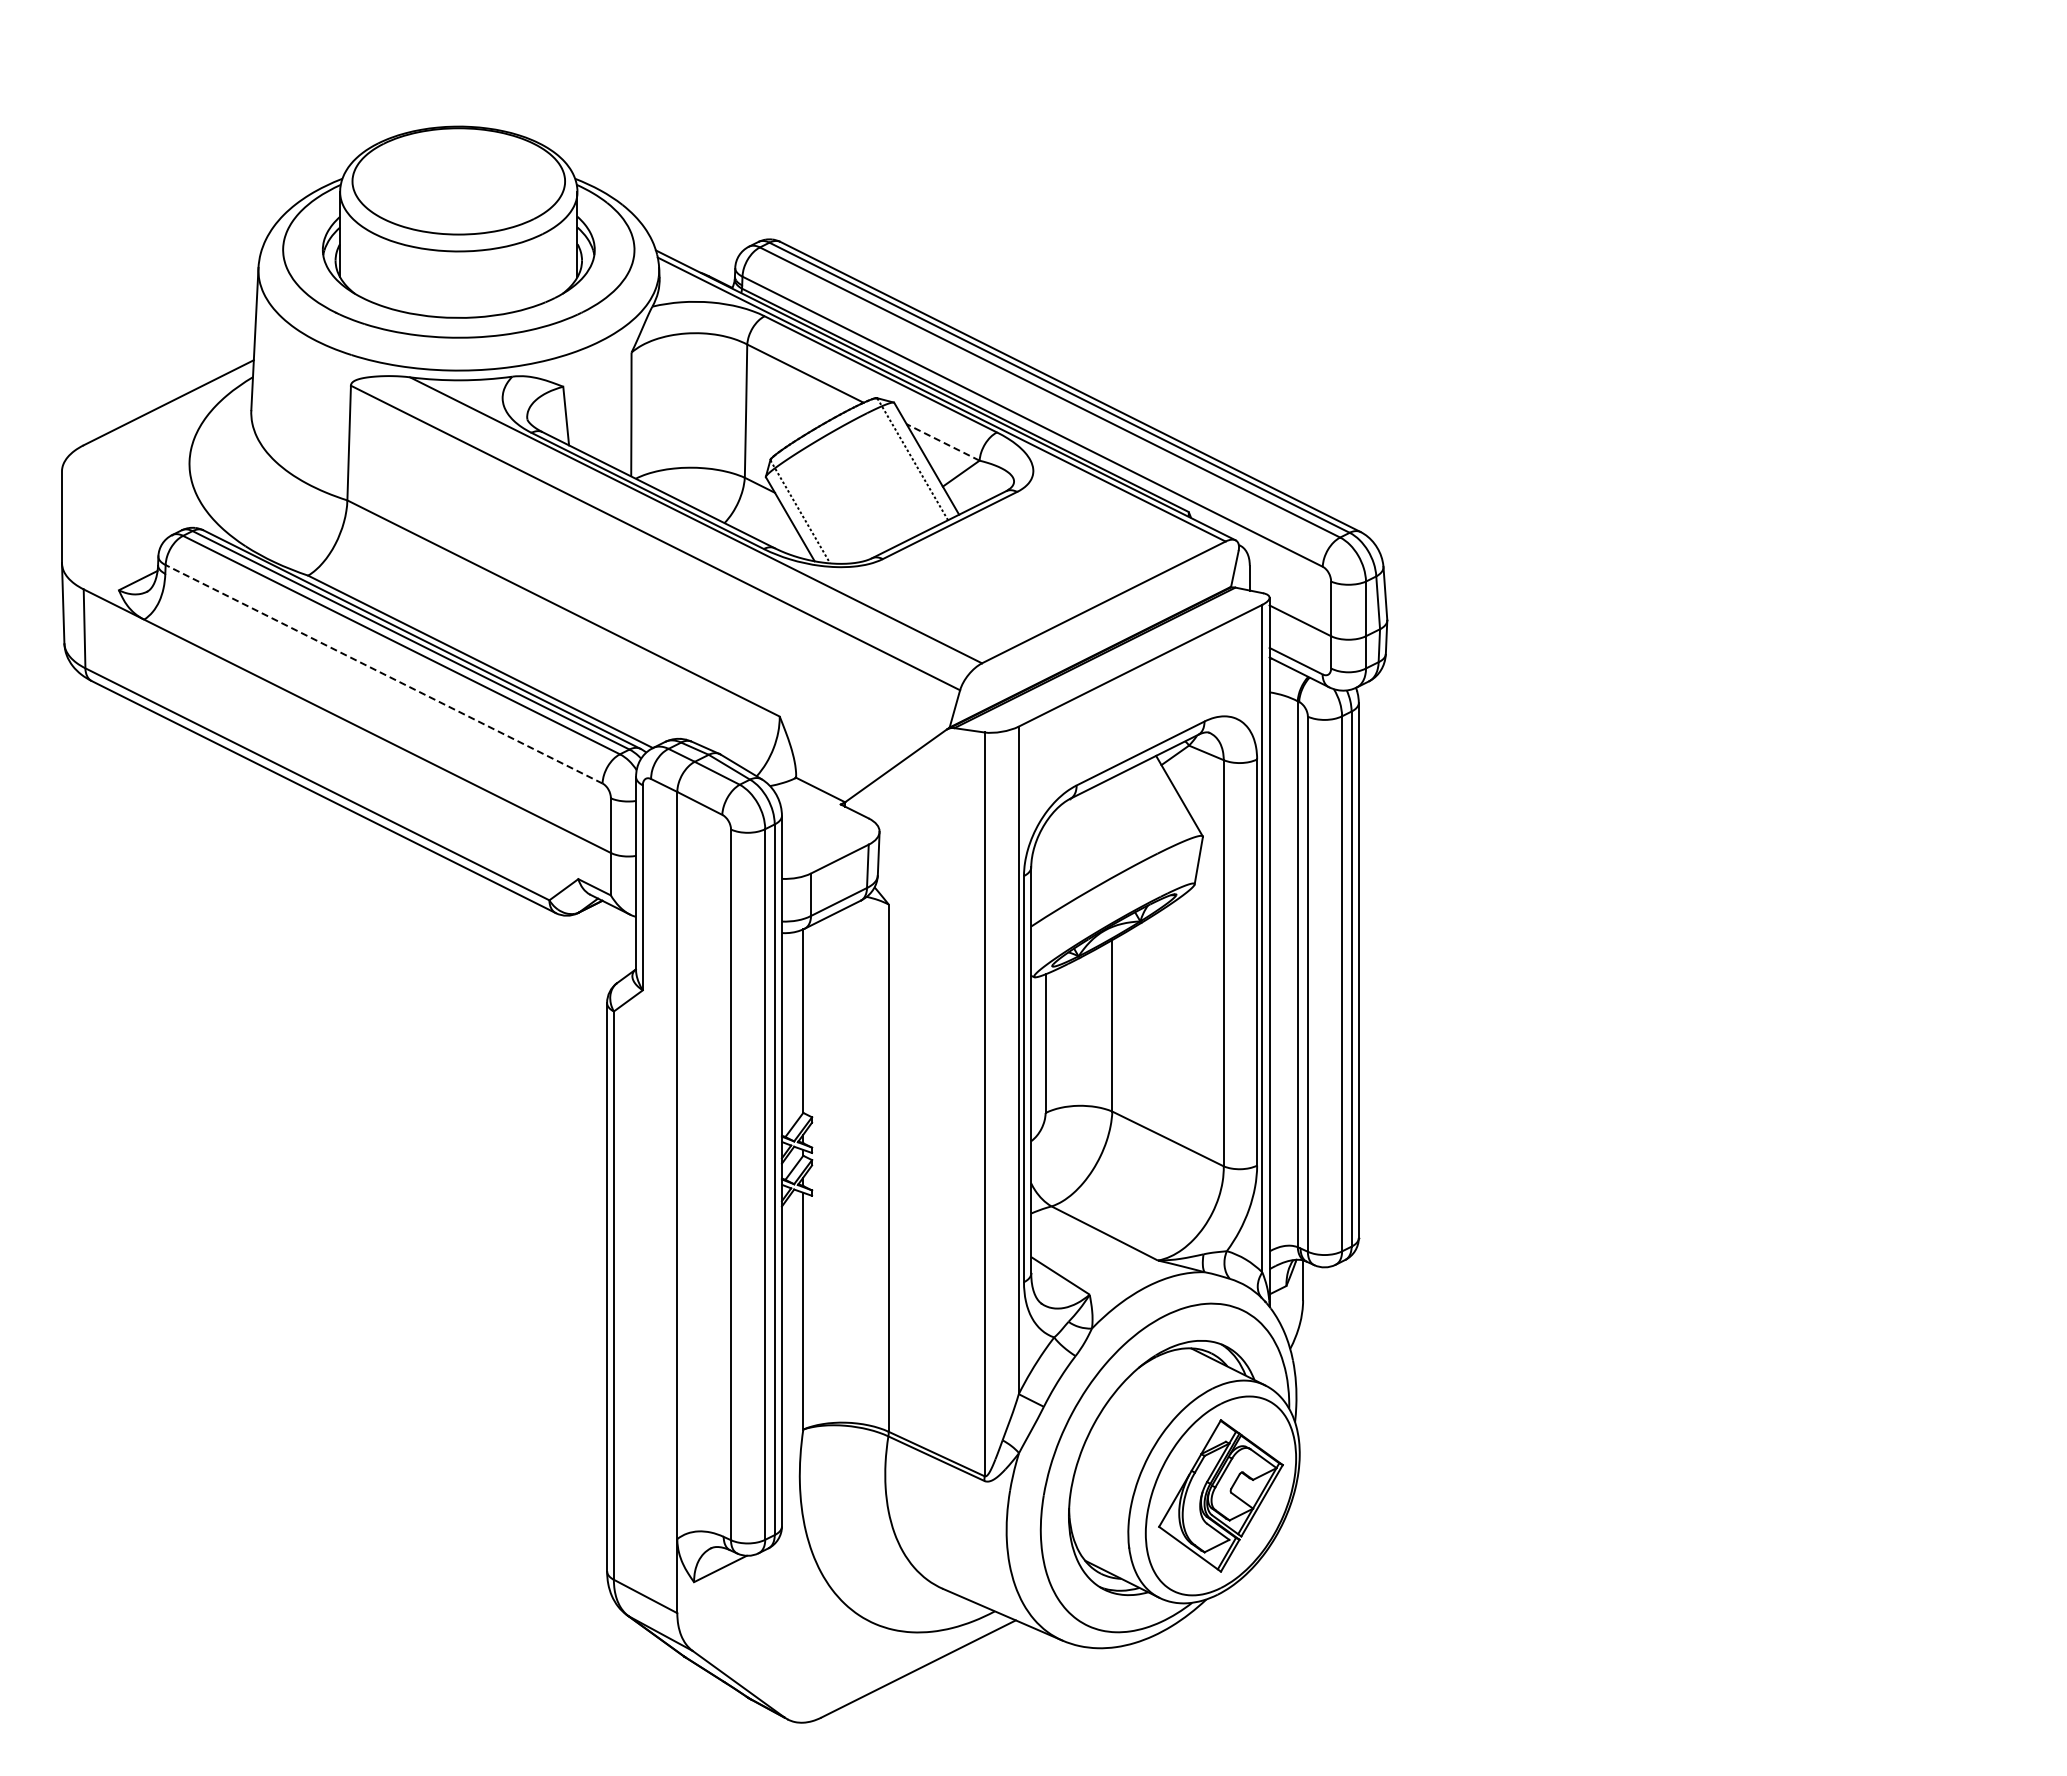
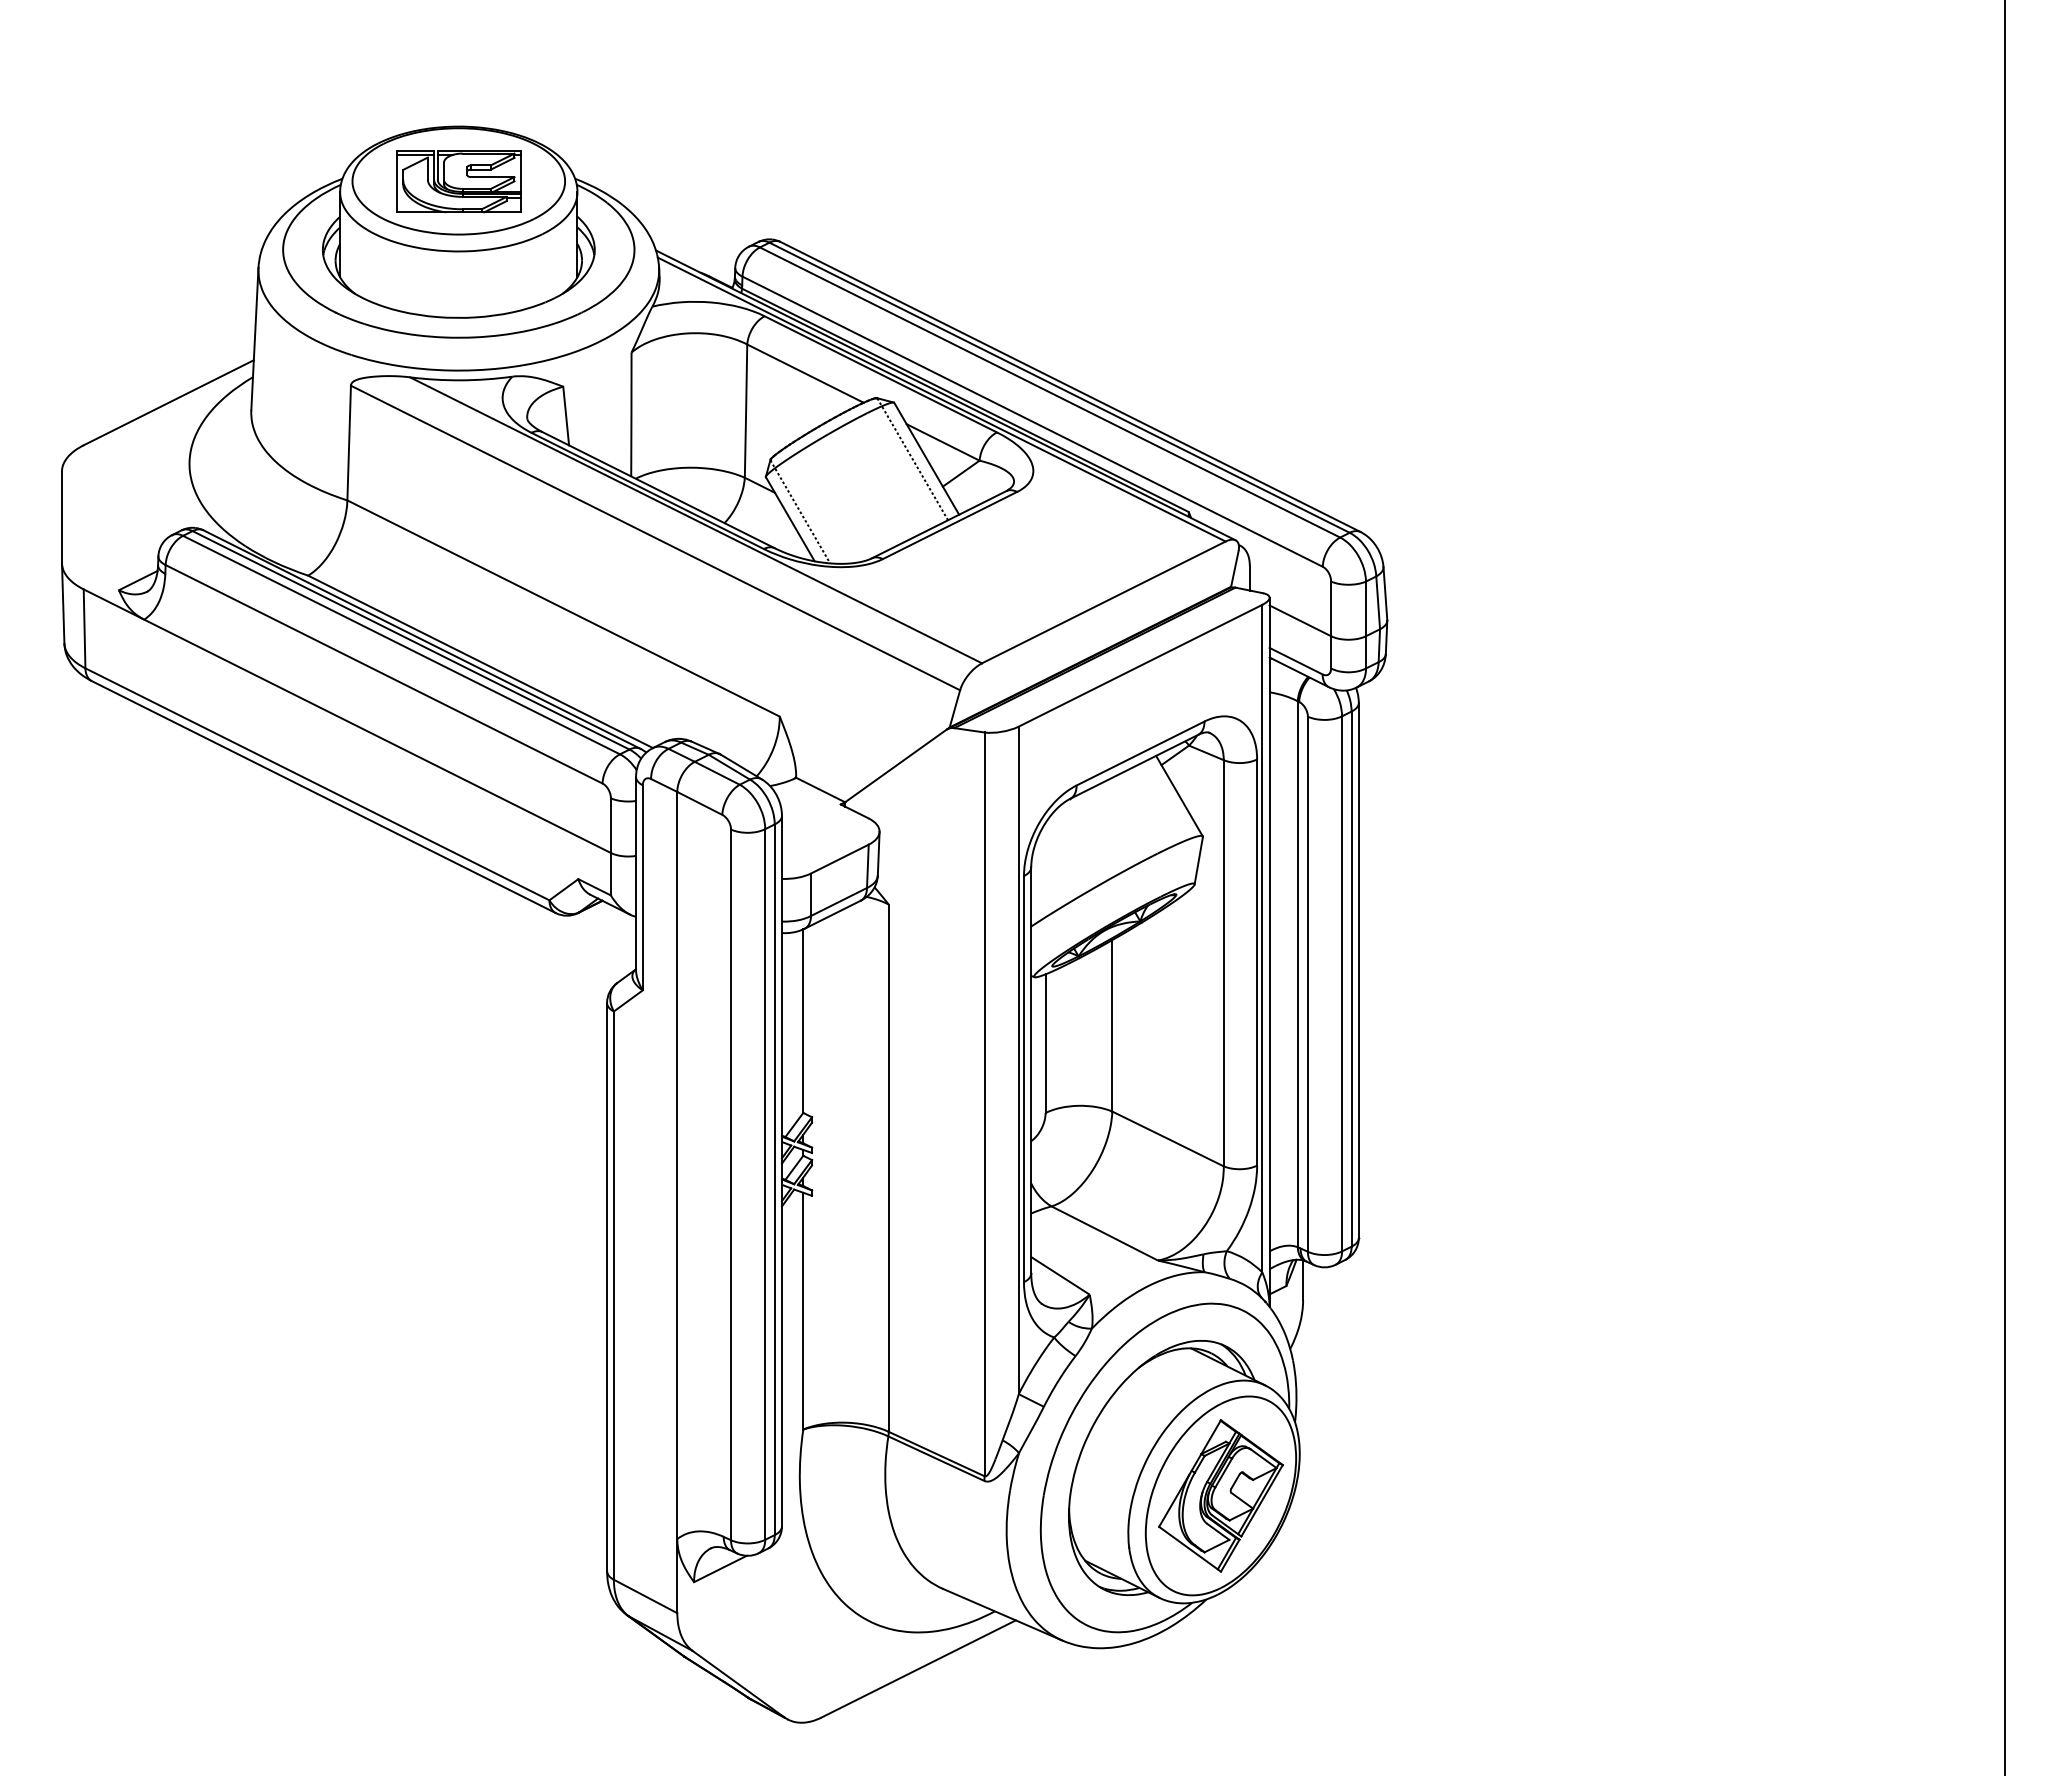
part: none -> present (458, 181)
line: dashed -> solid (943, 442)
line: dashed -> solid (383, 674)
line: none -> present (2004, 887)
